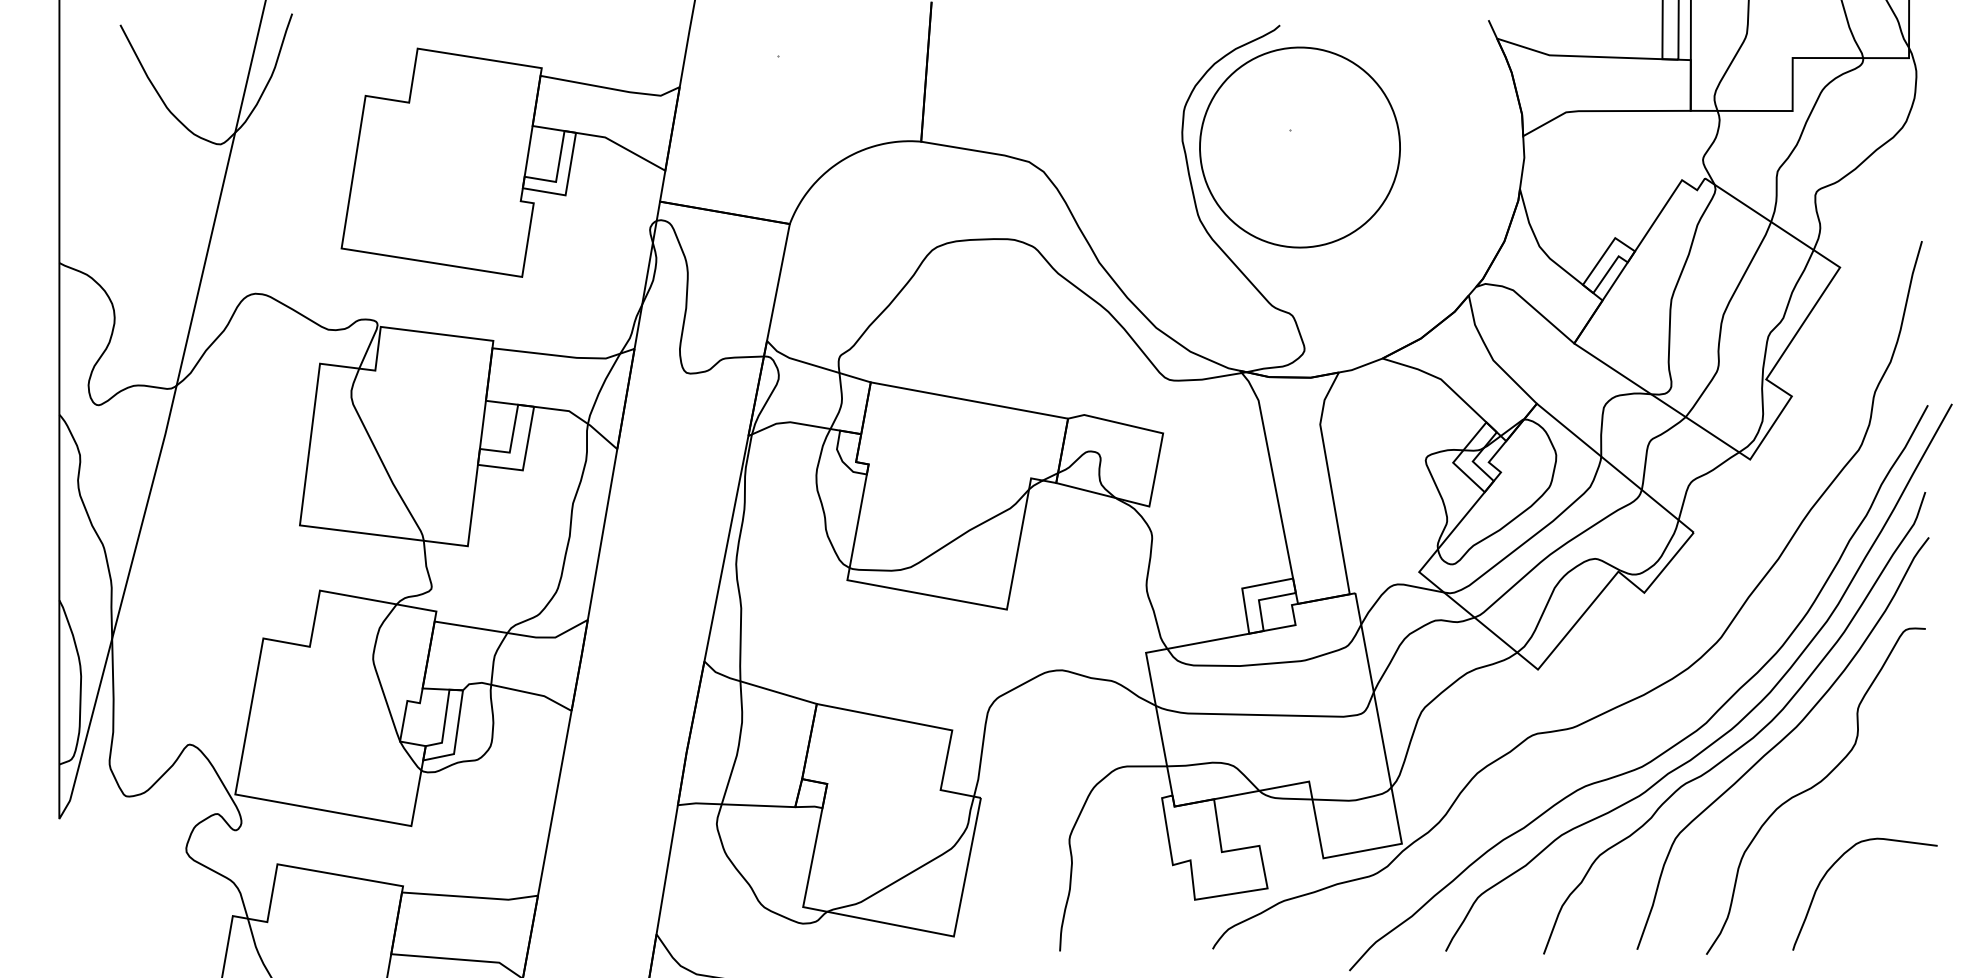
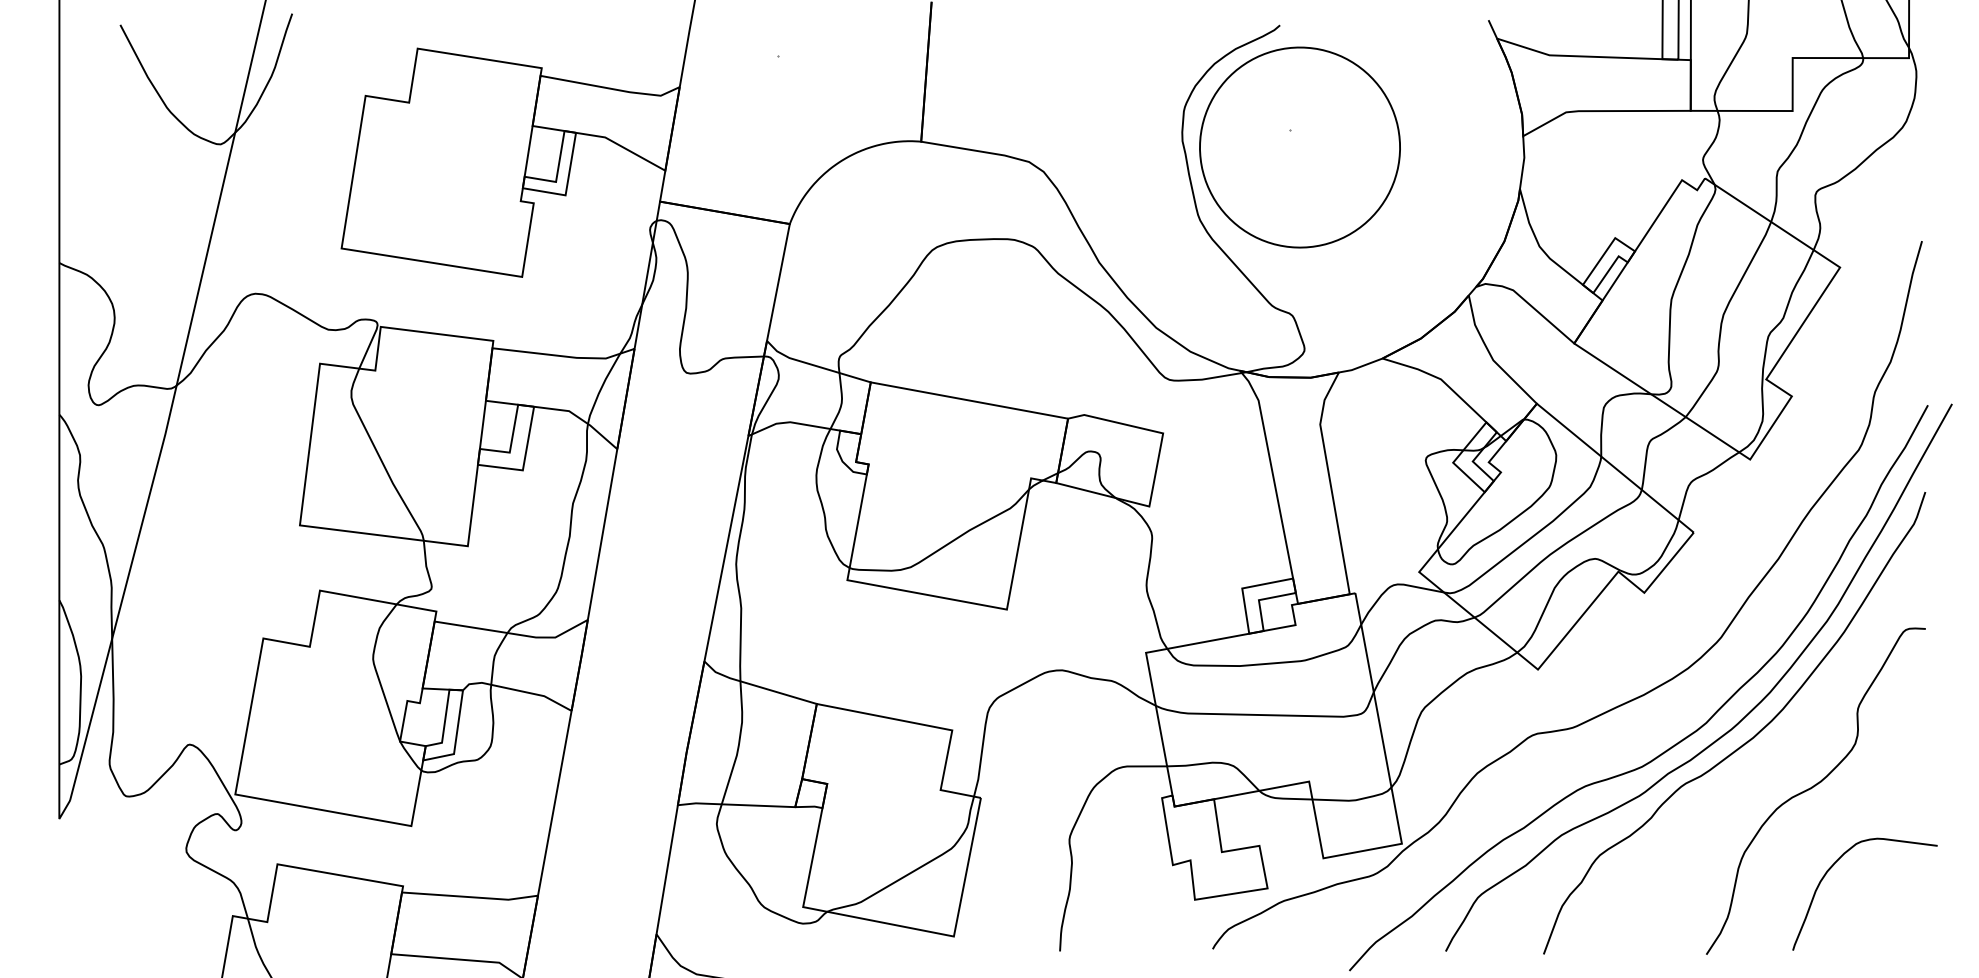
curve: present -> none (1781, 742)
